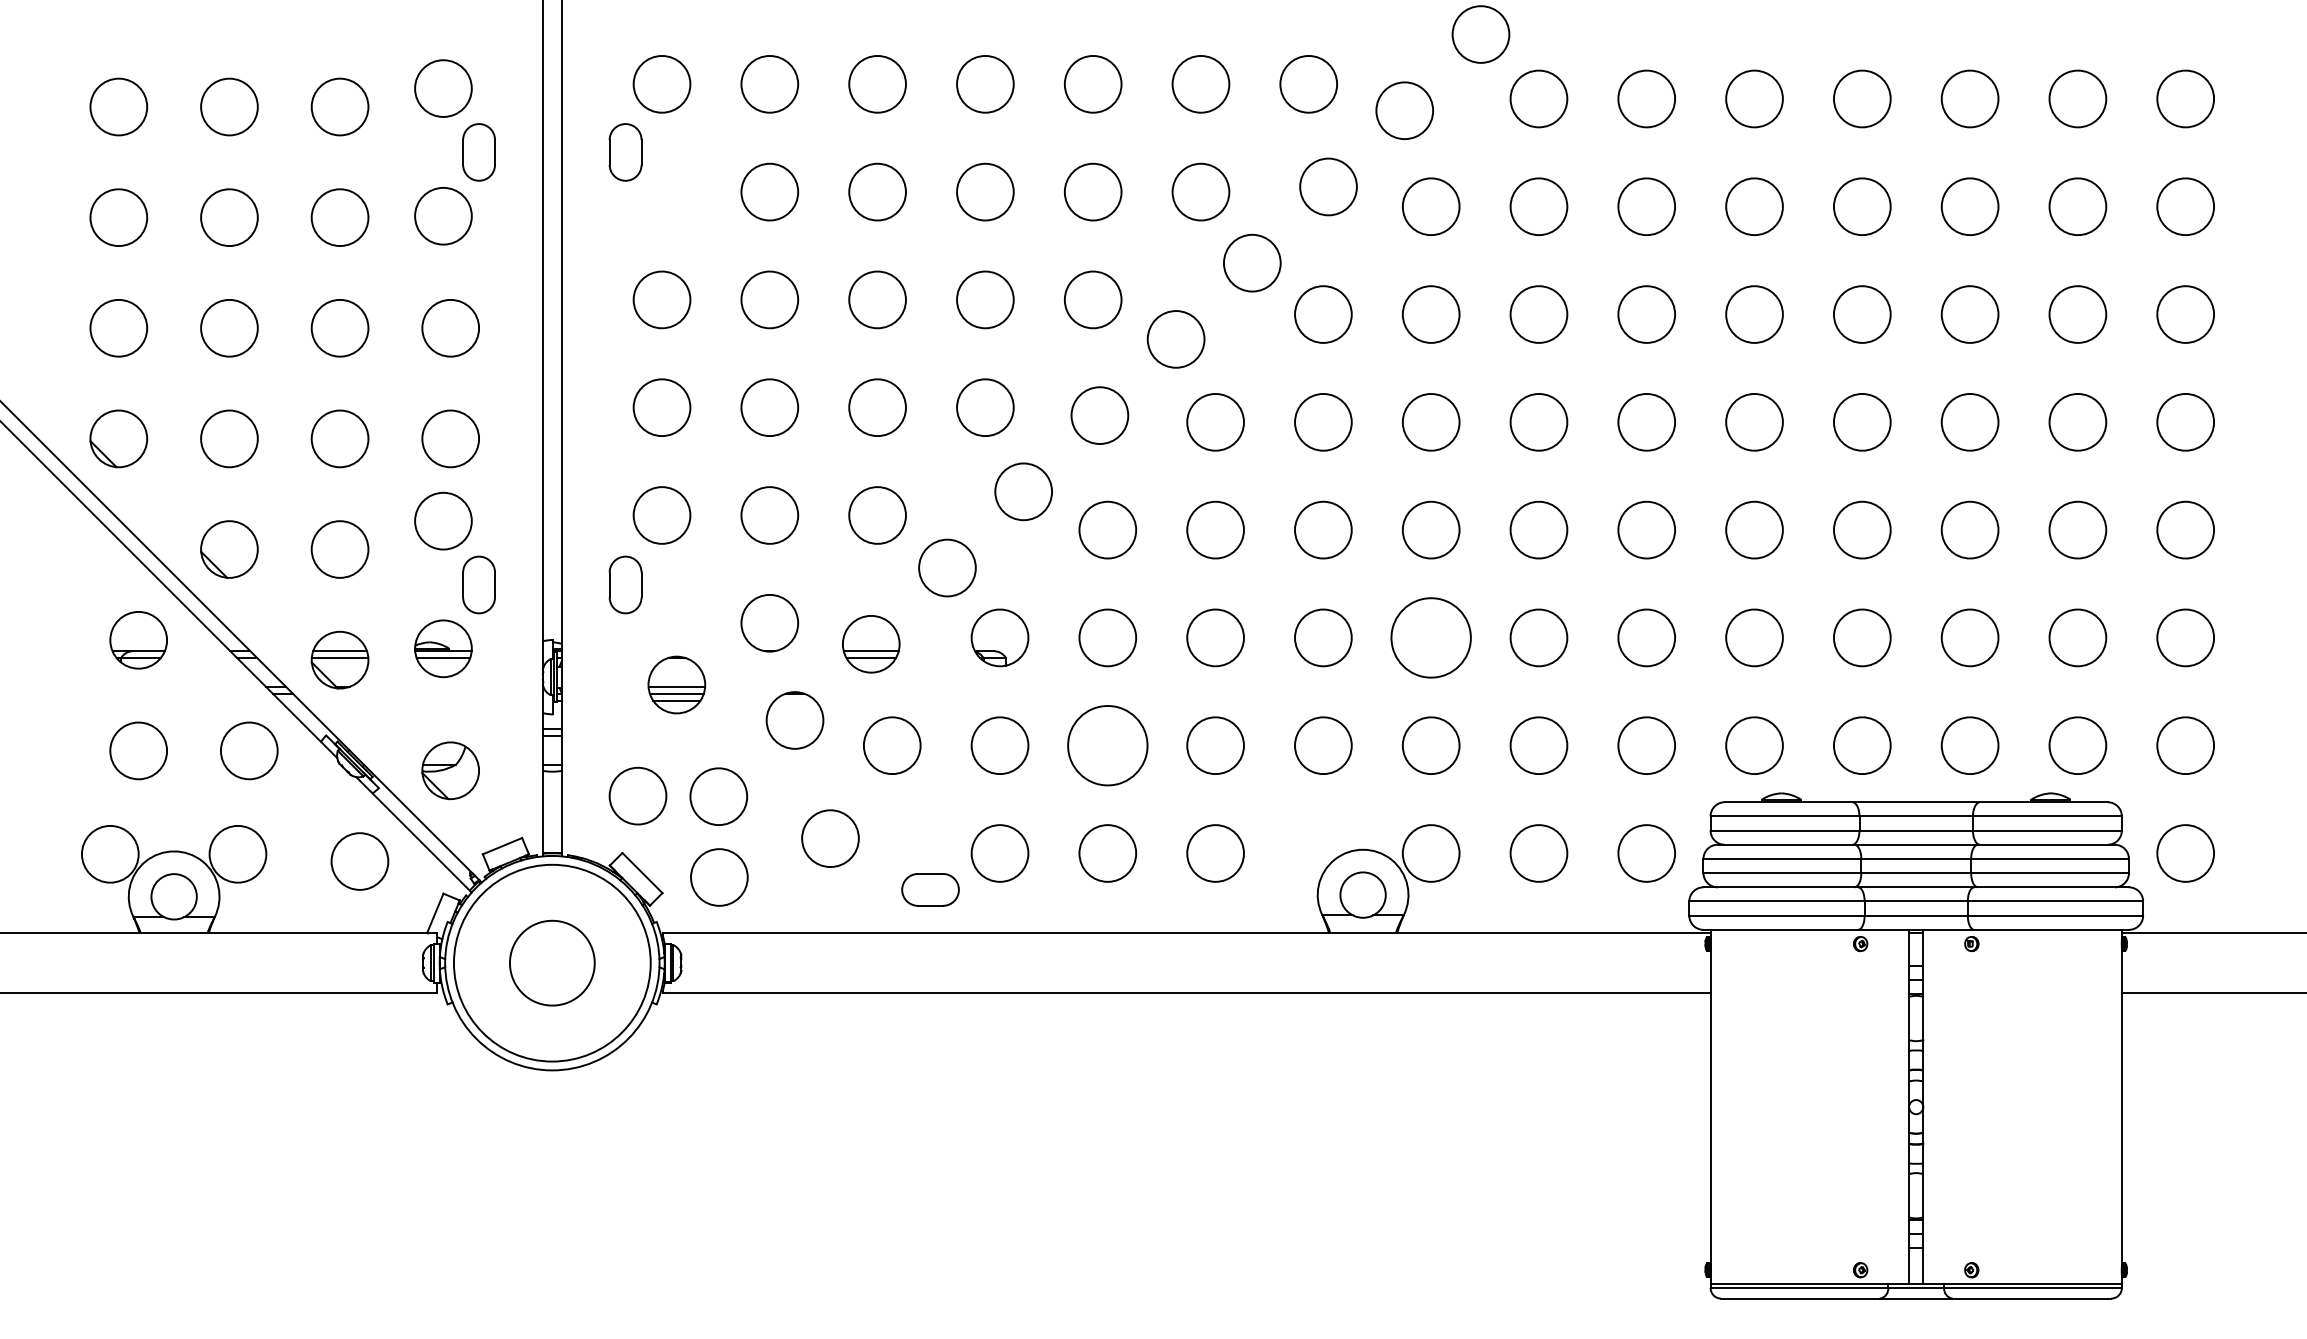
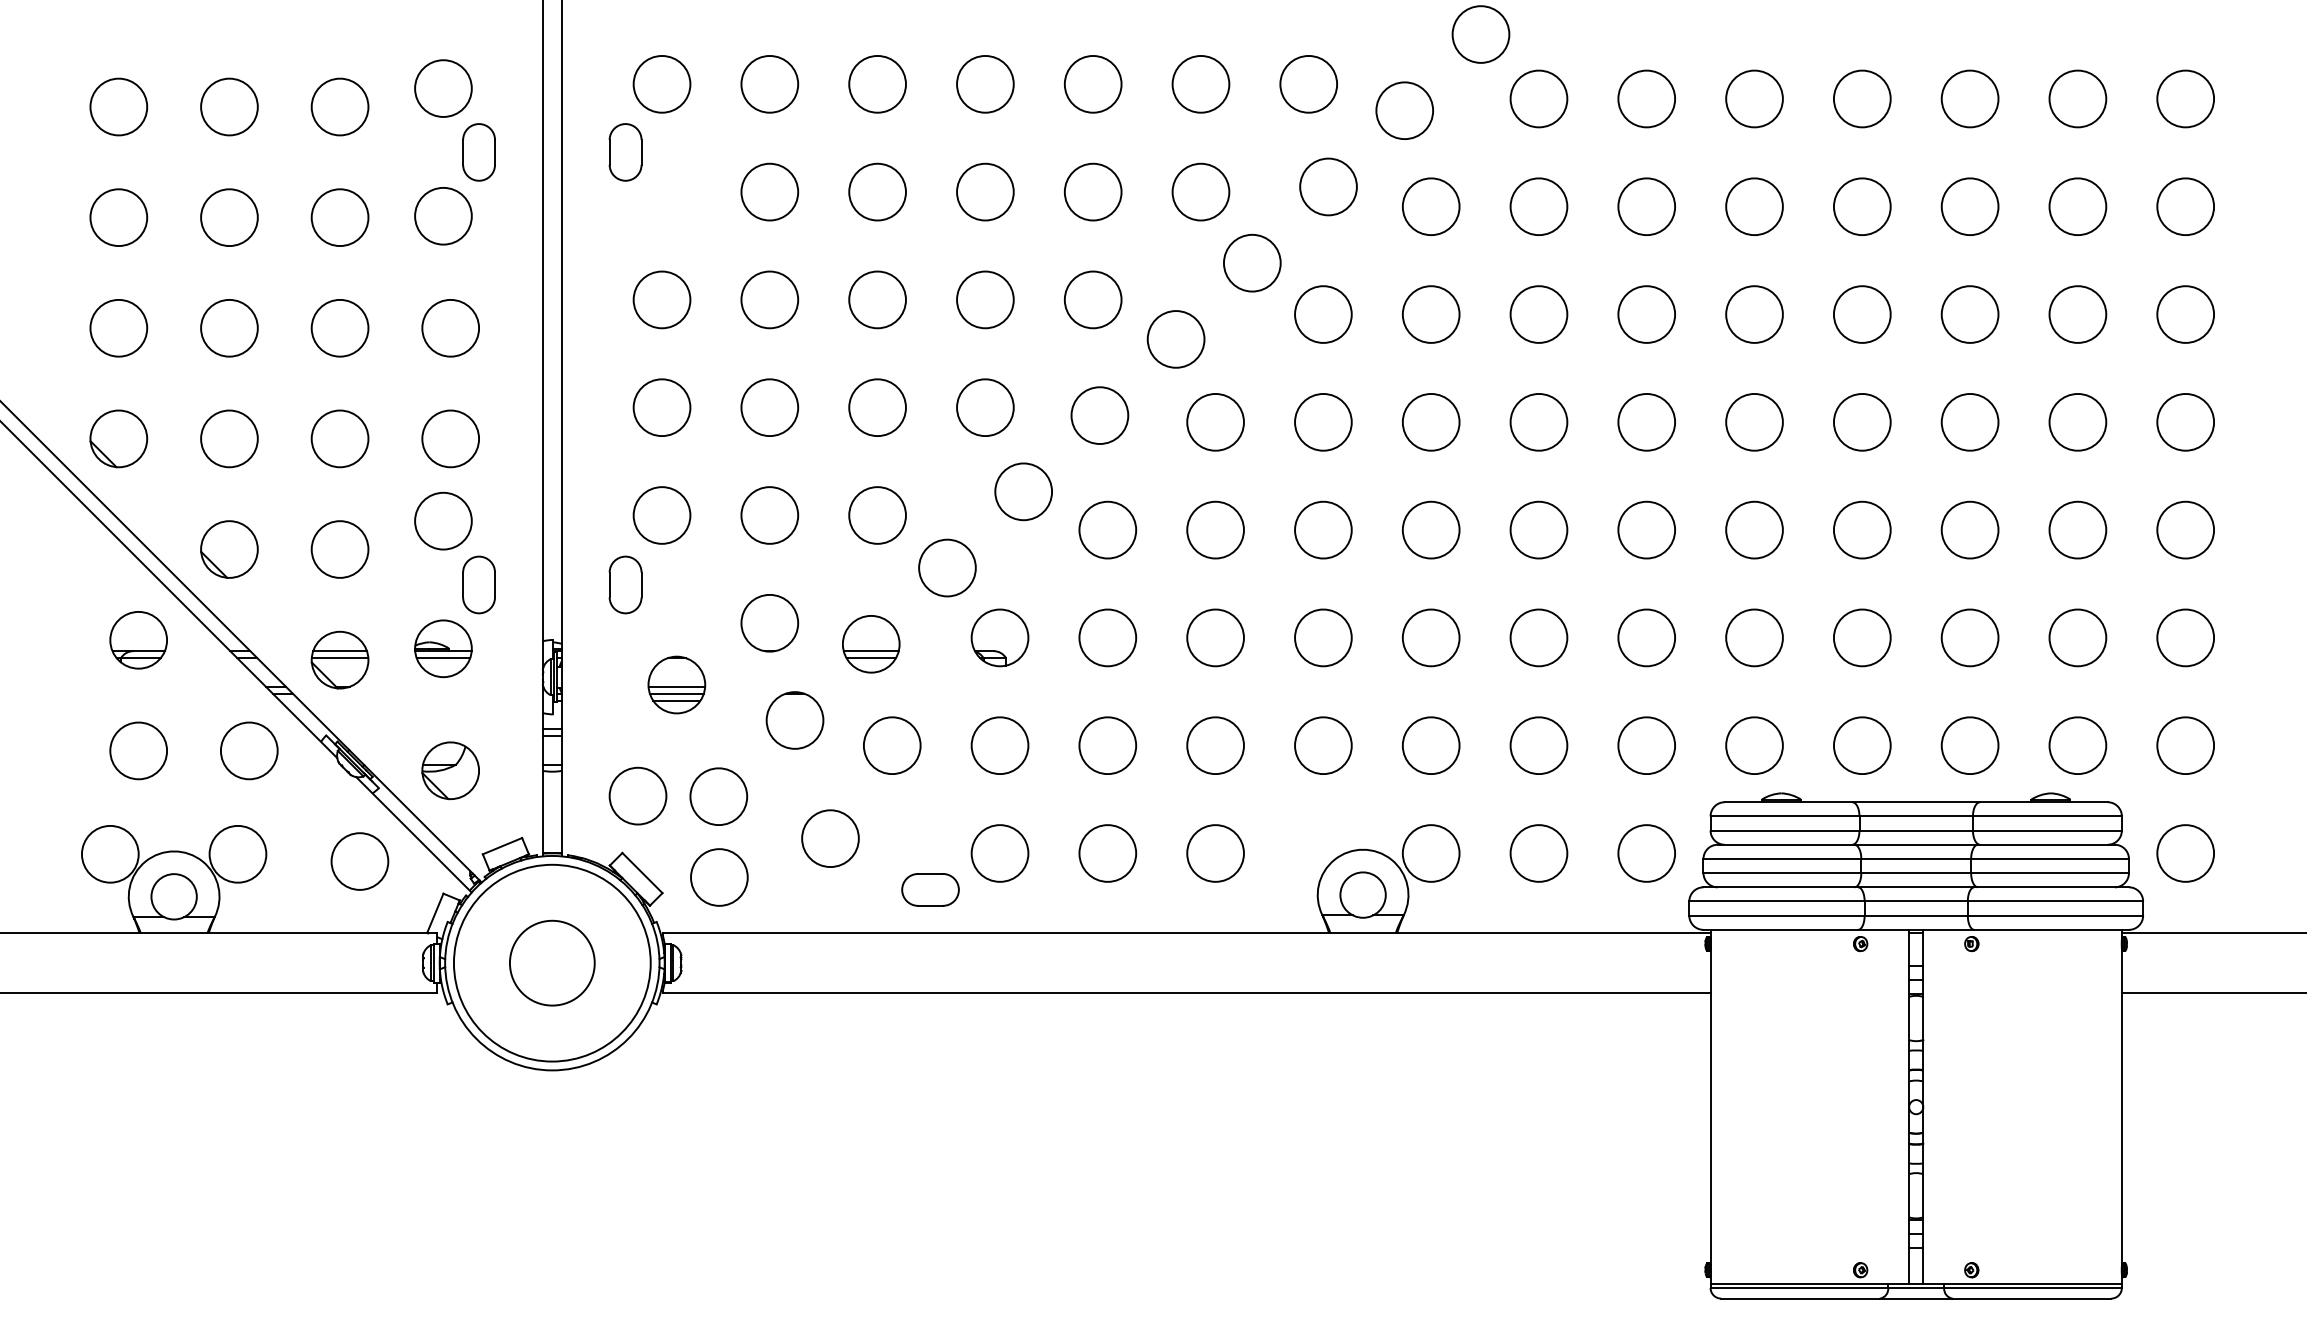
circle diameter: 79 px -> 57 px (1430, 637)
circle diameter: 79 px -> 57 px (1107, 745)
